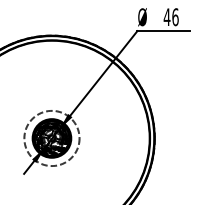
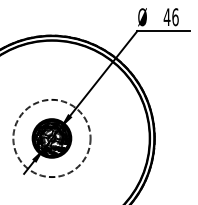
circle diameter: 55 px -> 77 px (51, 138)
